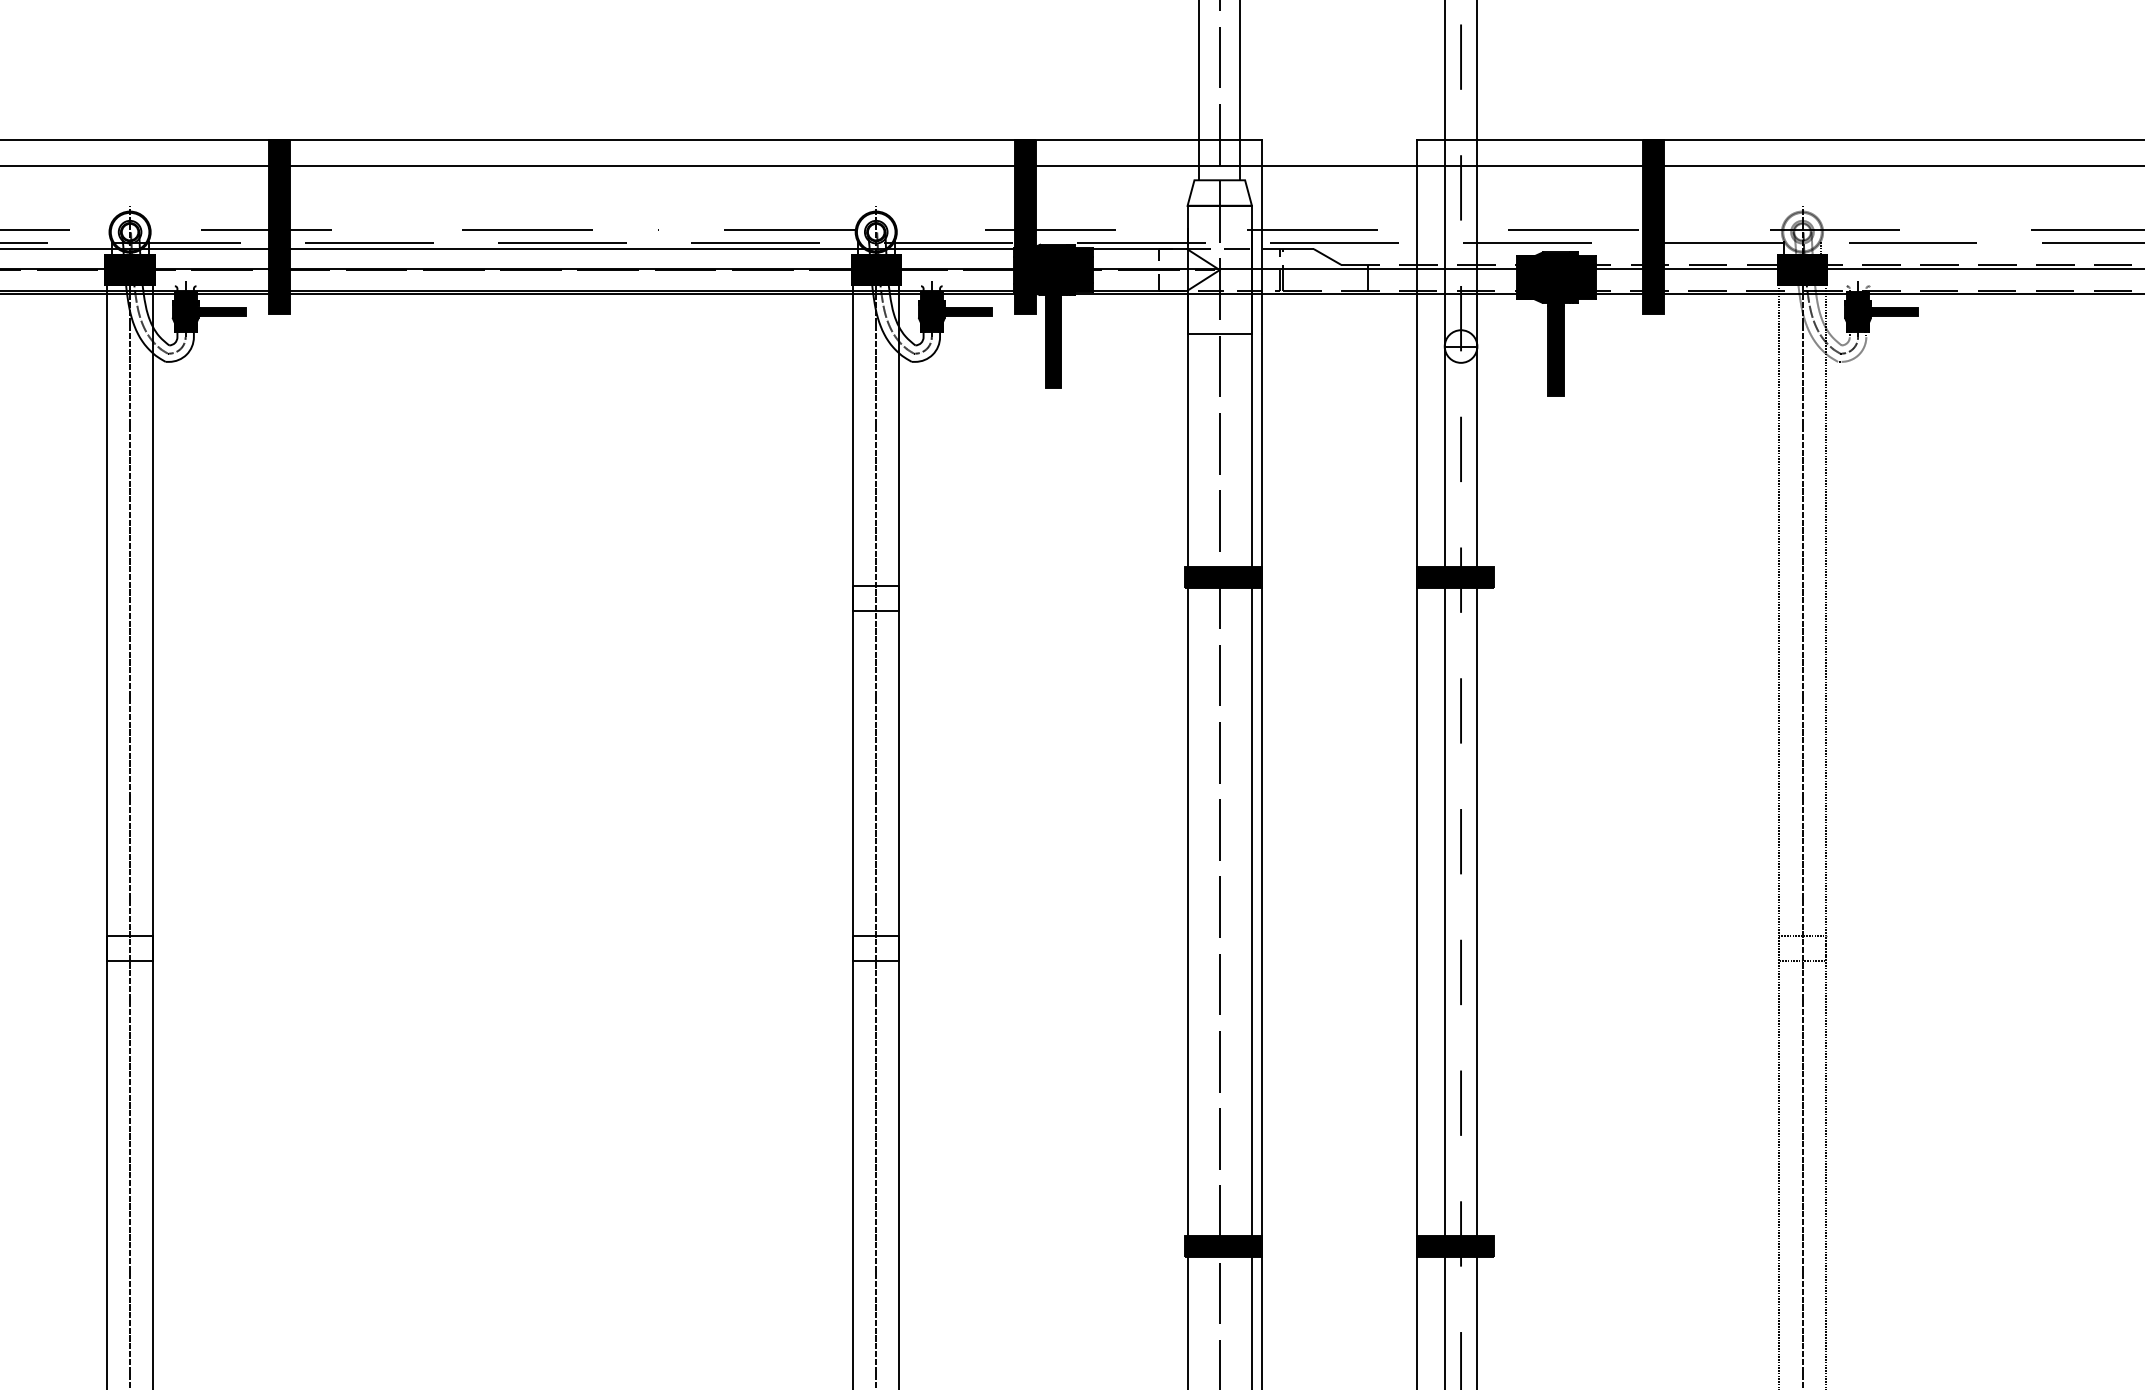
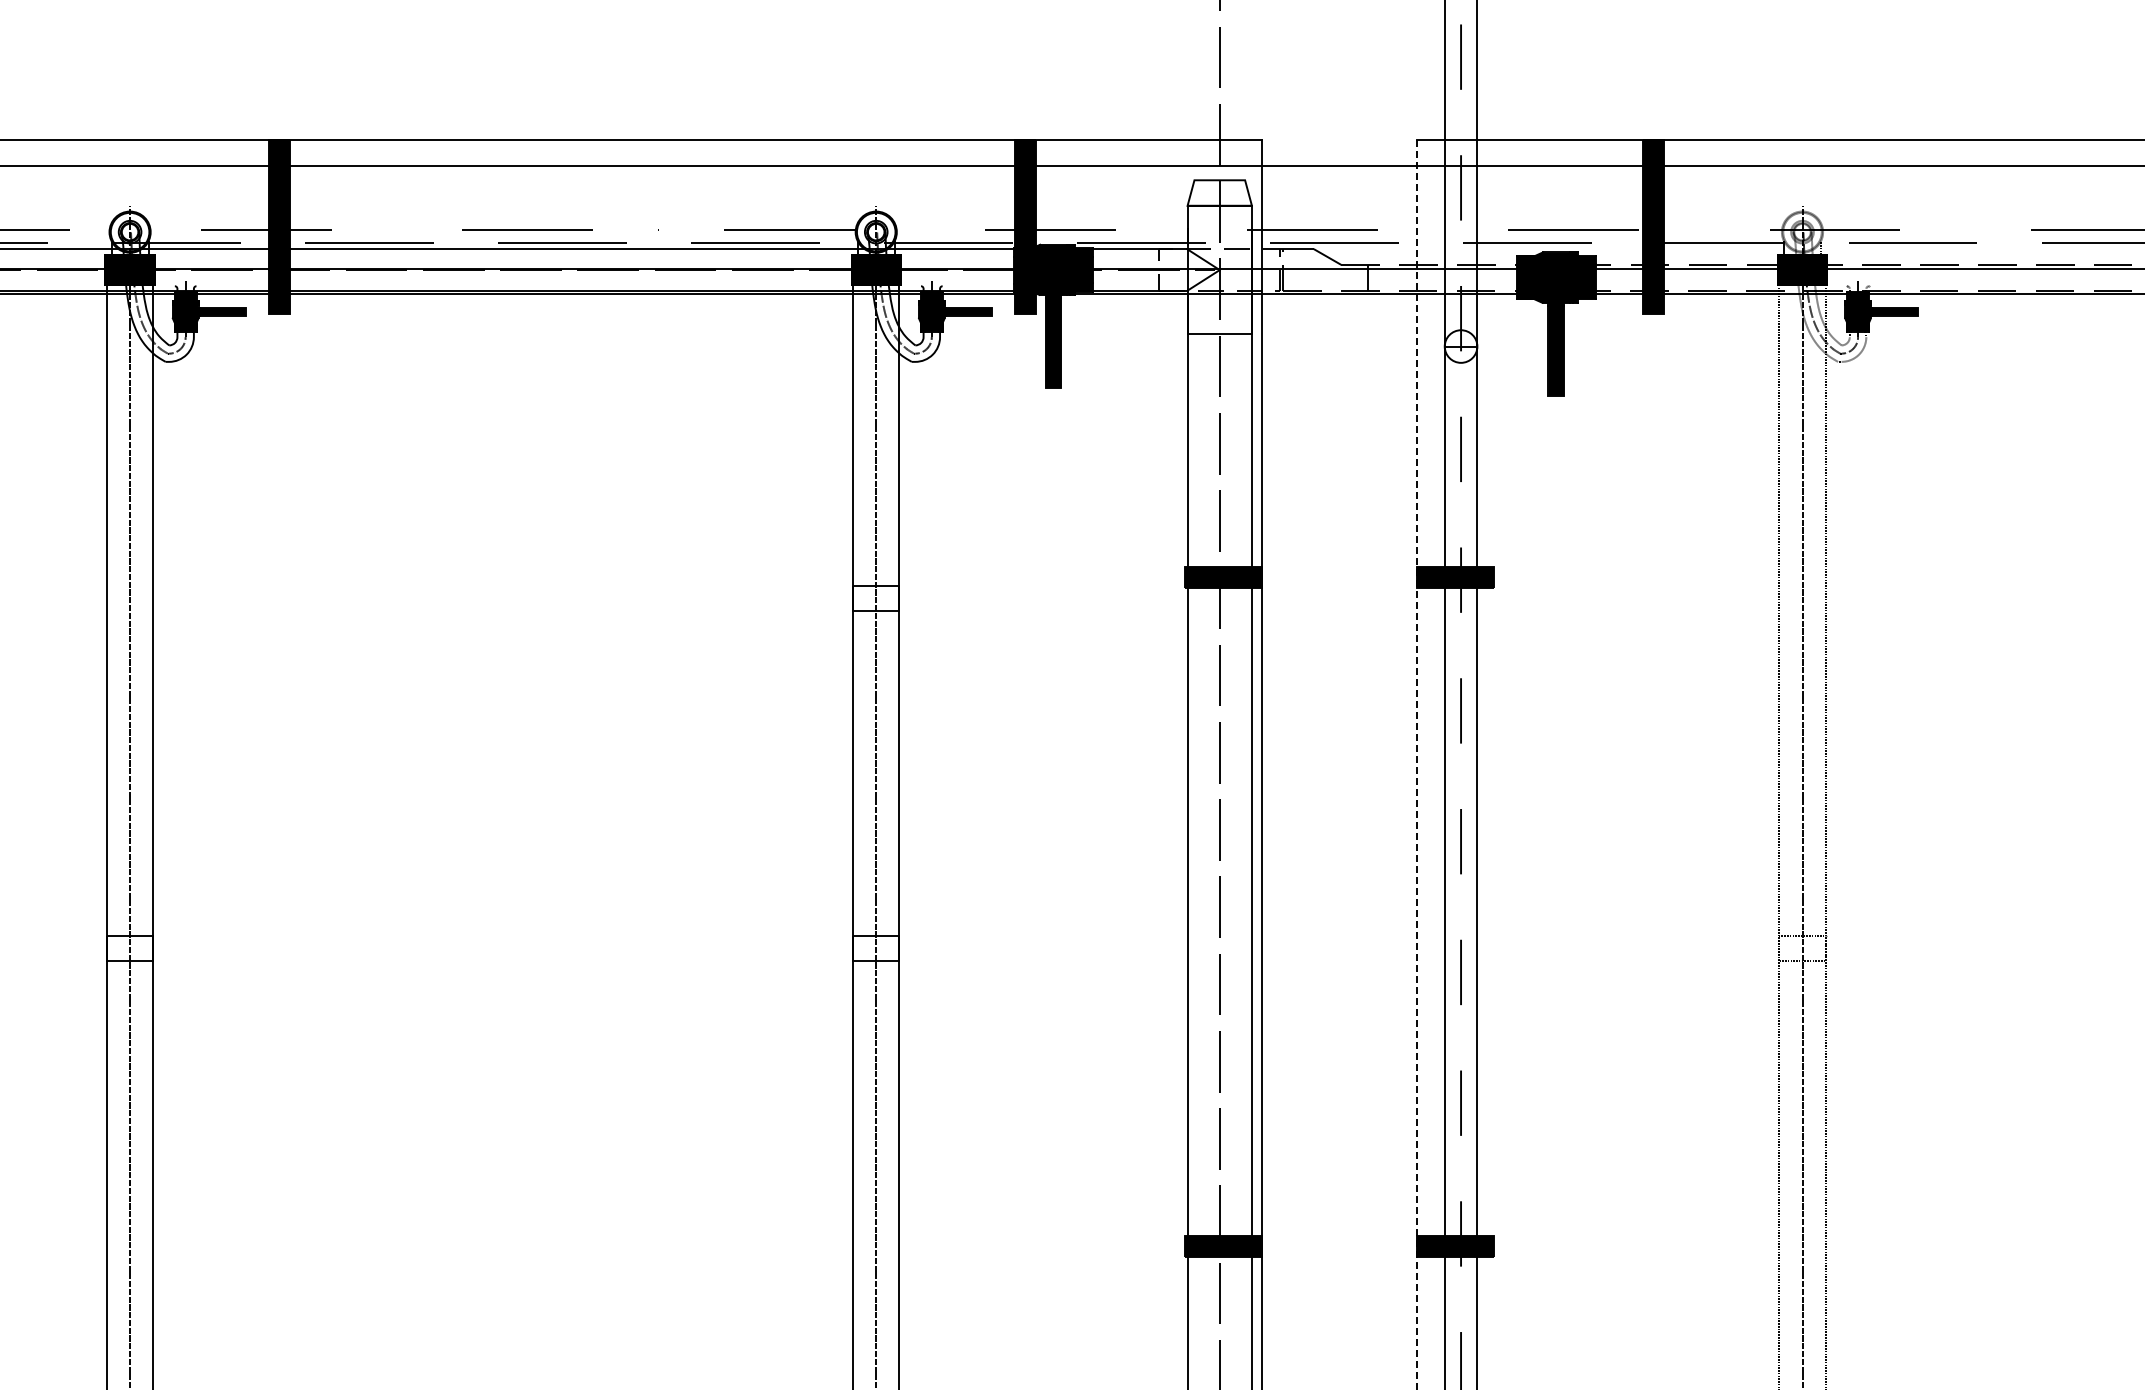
line: present -> none (1199, 91)
line: present -> none (1240, 91)
line: solid -> dashed (1416, 764)
